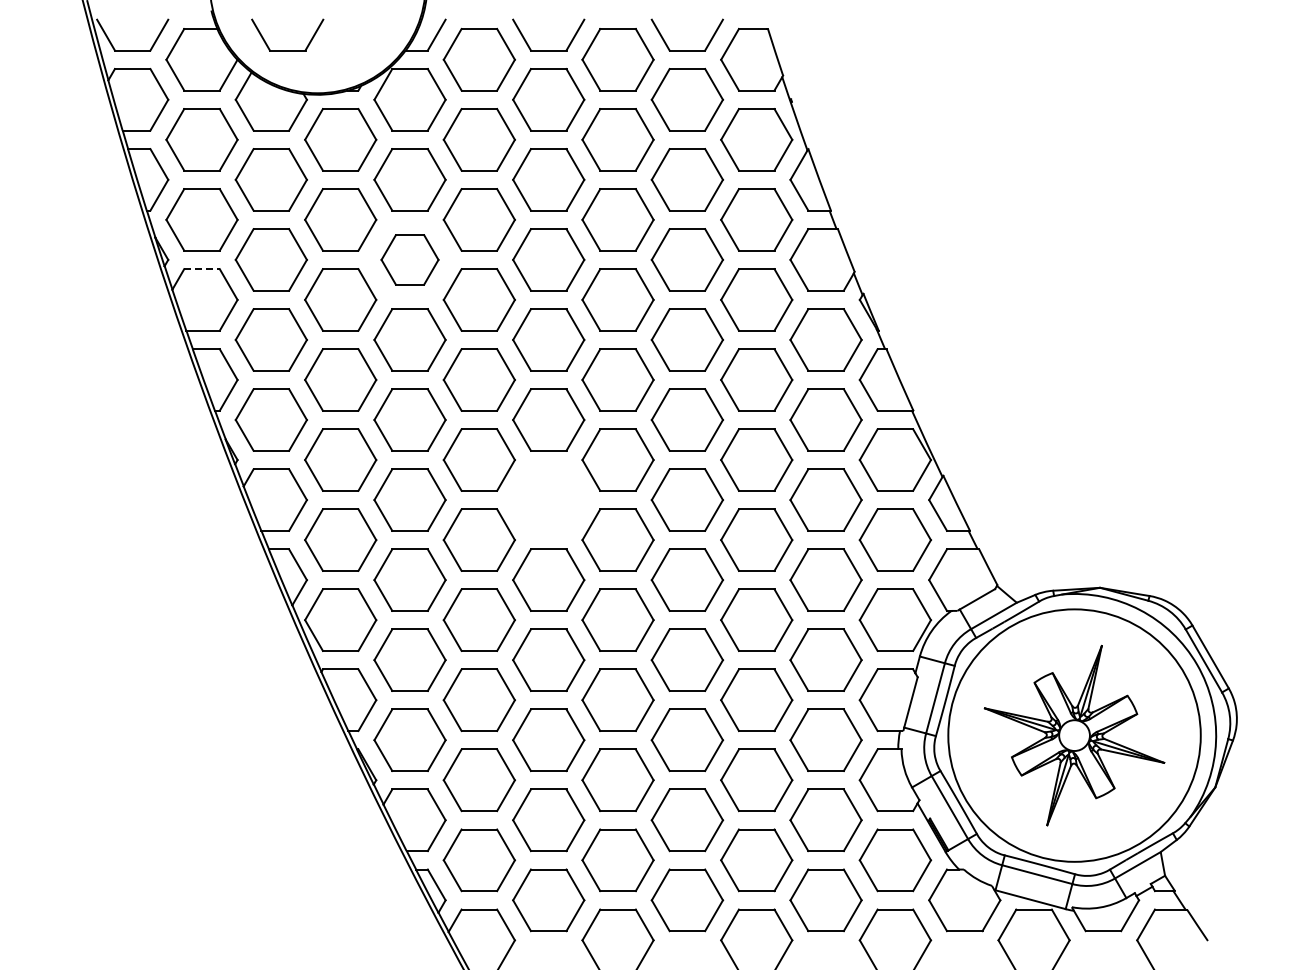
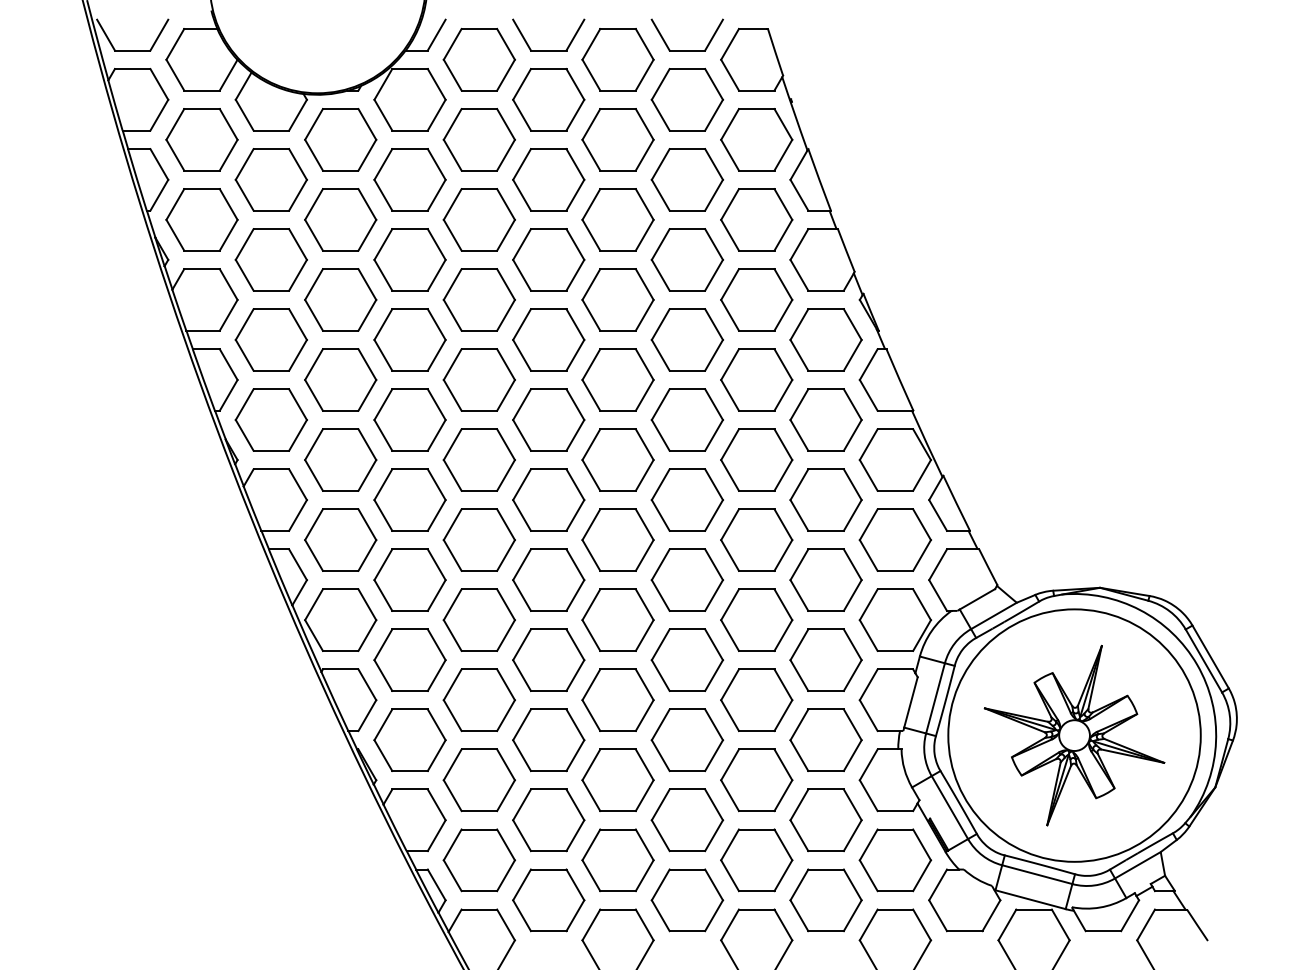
part: present -> none (287, 50)
part size: 60x52 px -> 74x64 px (409, 259)
line: dashed -> solid (202, 269)
part: none -> present (548, 499)
